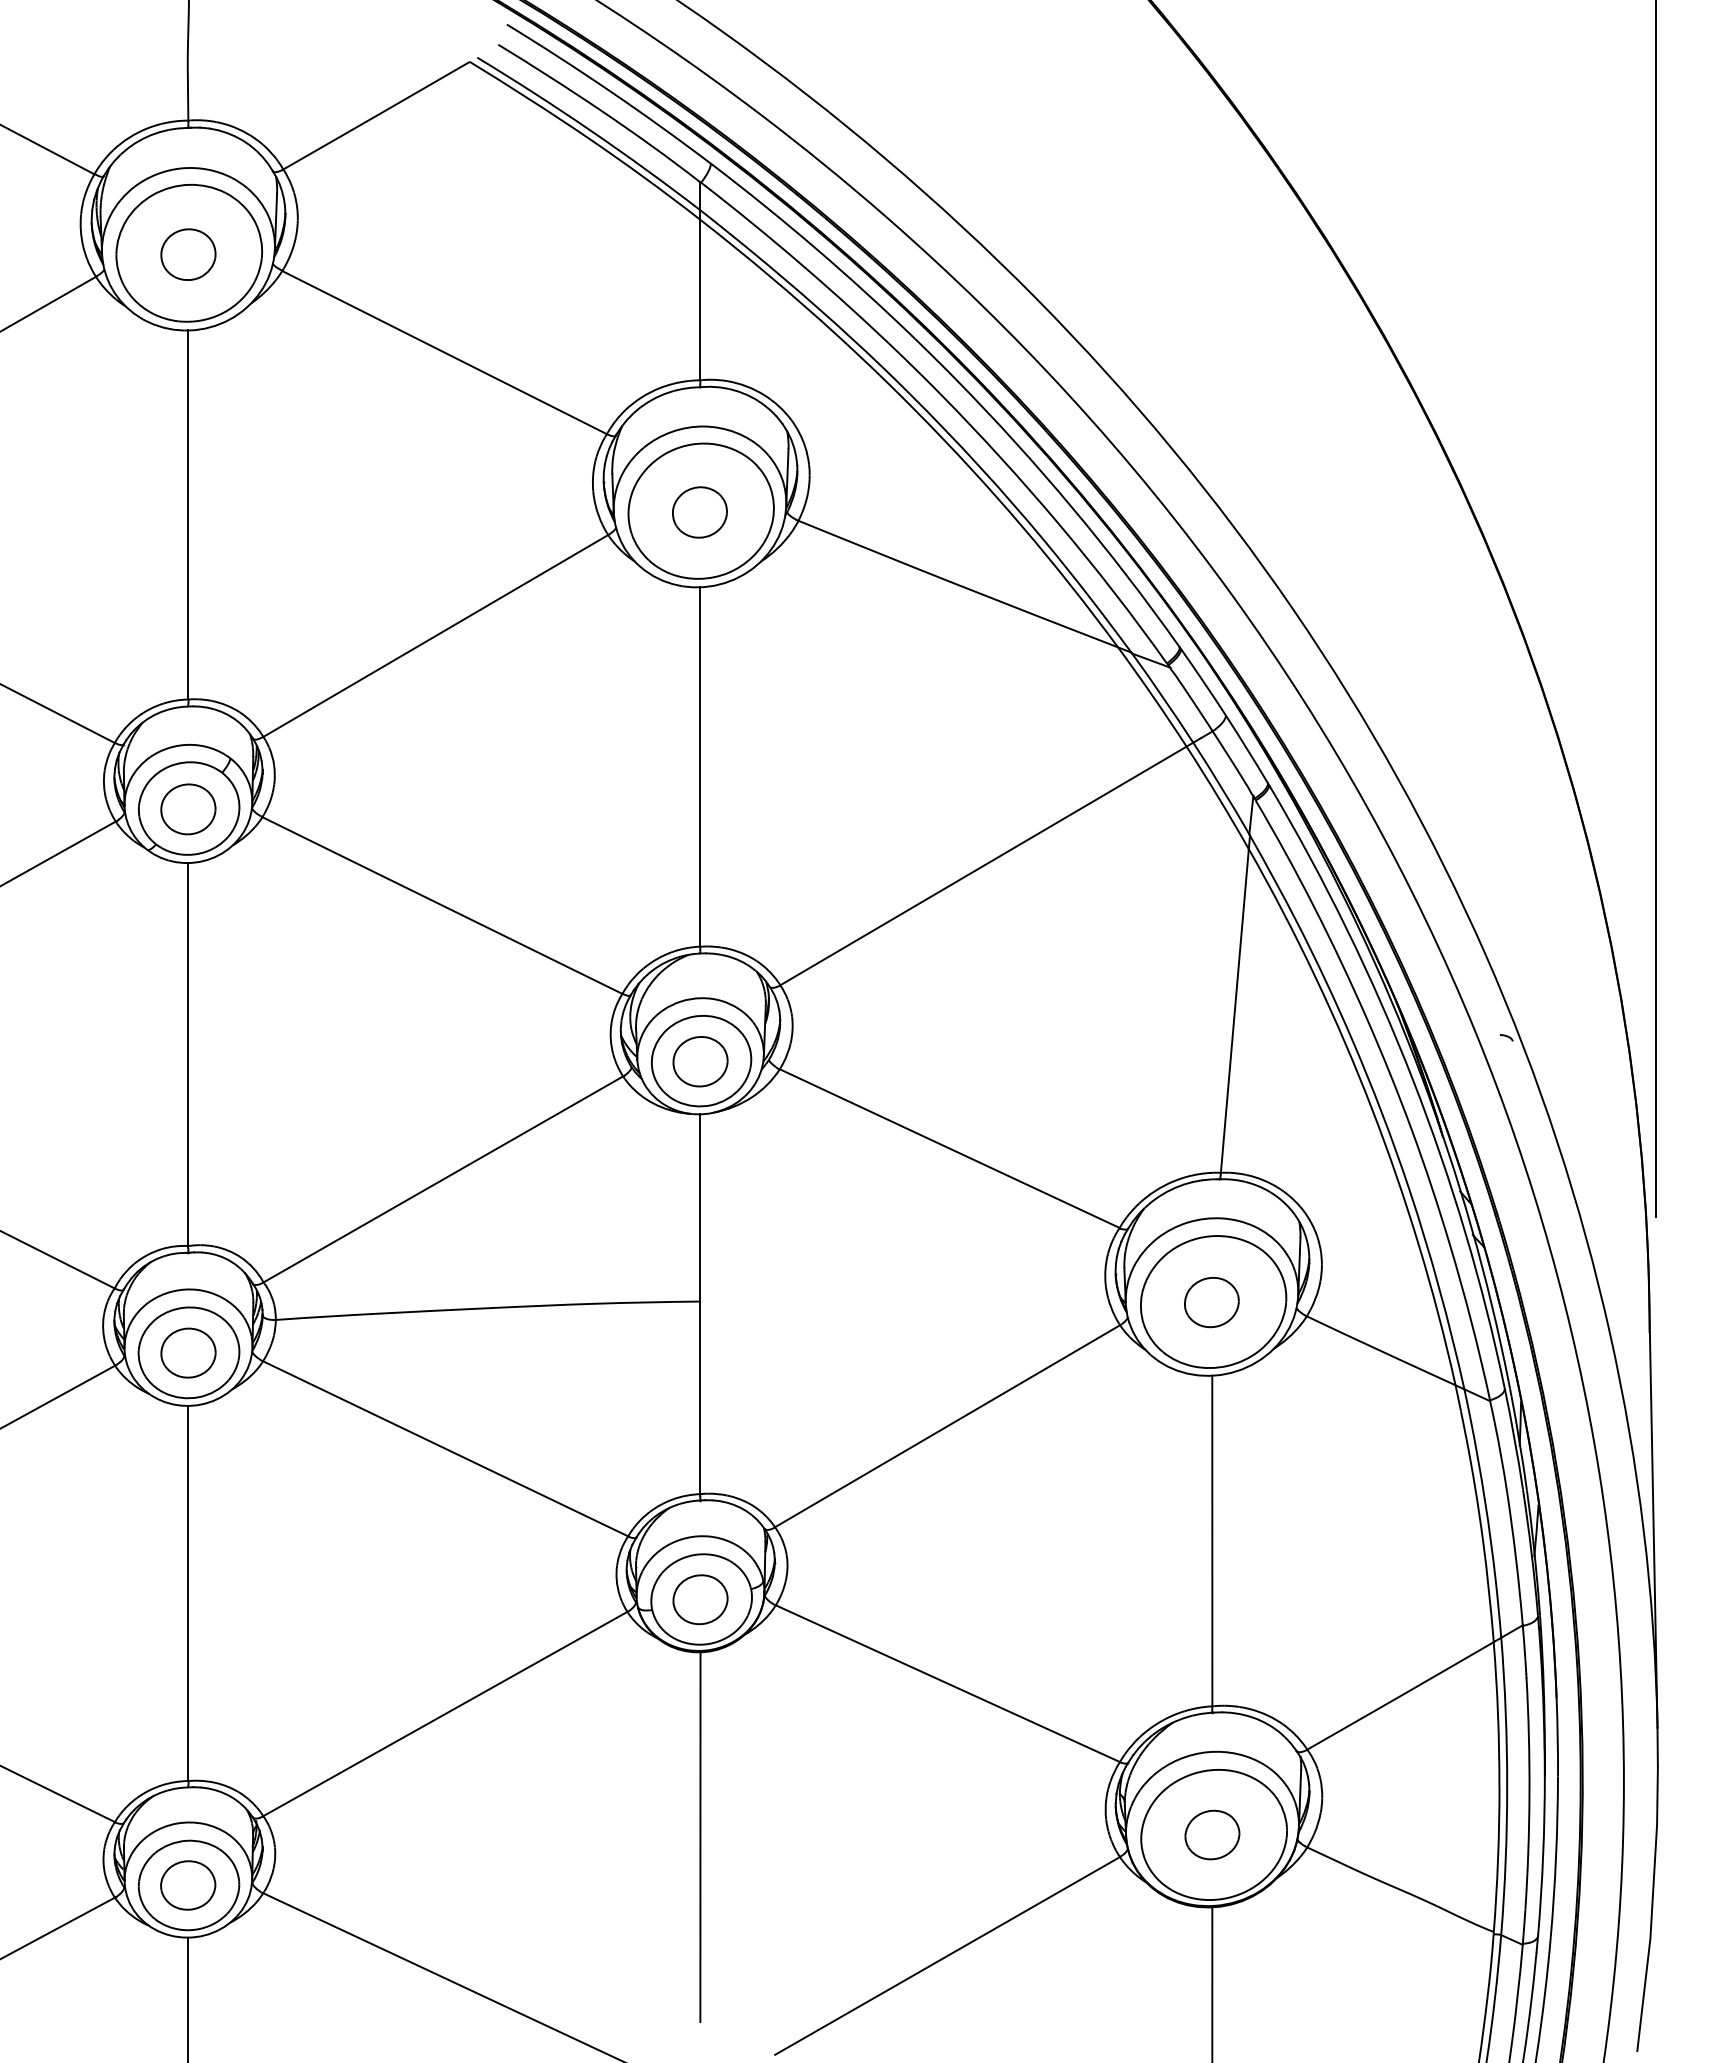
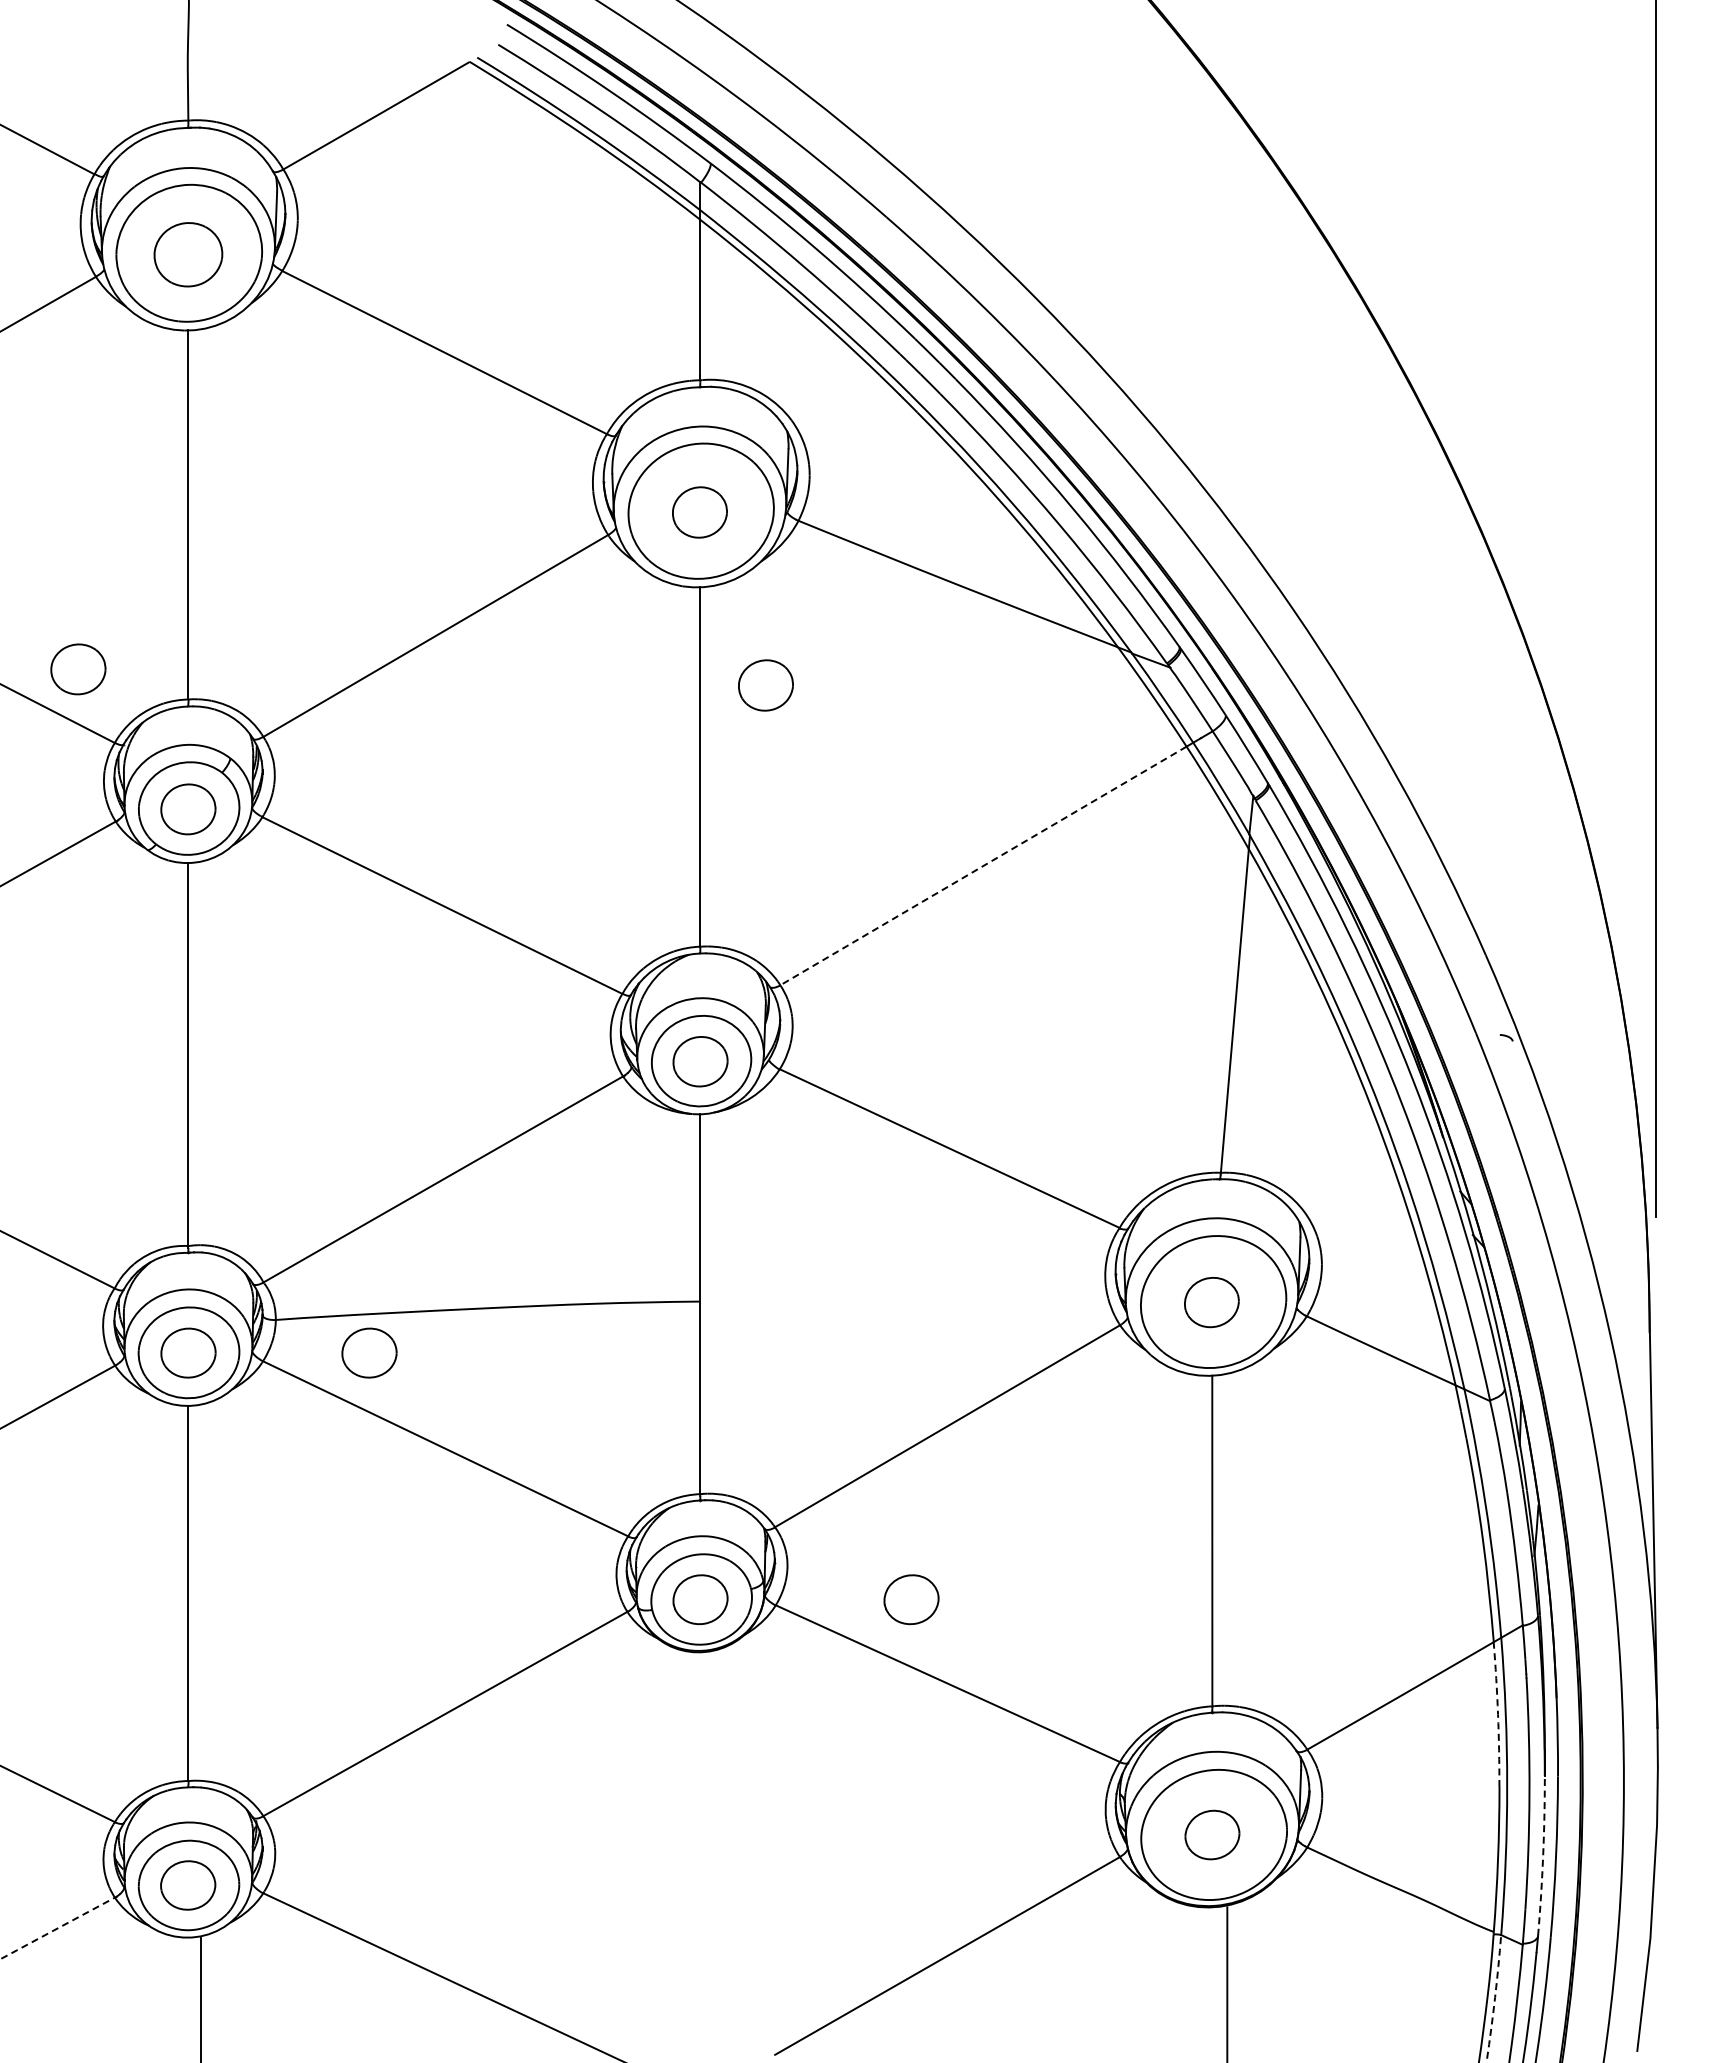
part size: 57x53 px -> 71x66 px (188, 254)
part: none -> present (78, 669)
part: none -> present (765, 685)
line: solid -> dashed (983, 865)
part: none -> present (369, 1352)
part: none -> present (911, 1599)
arc: solid -> dashed (1498, 1714)
line: present -> none (700, 1837)
arc: solid -> dashed (1543, 1856)
line: solid -> dashed (57, 1928)
line position: (1212, 1983) -> (1227, 1983) (1227, 1983)
line position: (188, 1998) -> (201, 1998) (201, 1998)
arc: solid -> dashed (1494, 1998)
